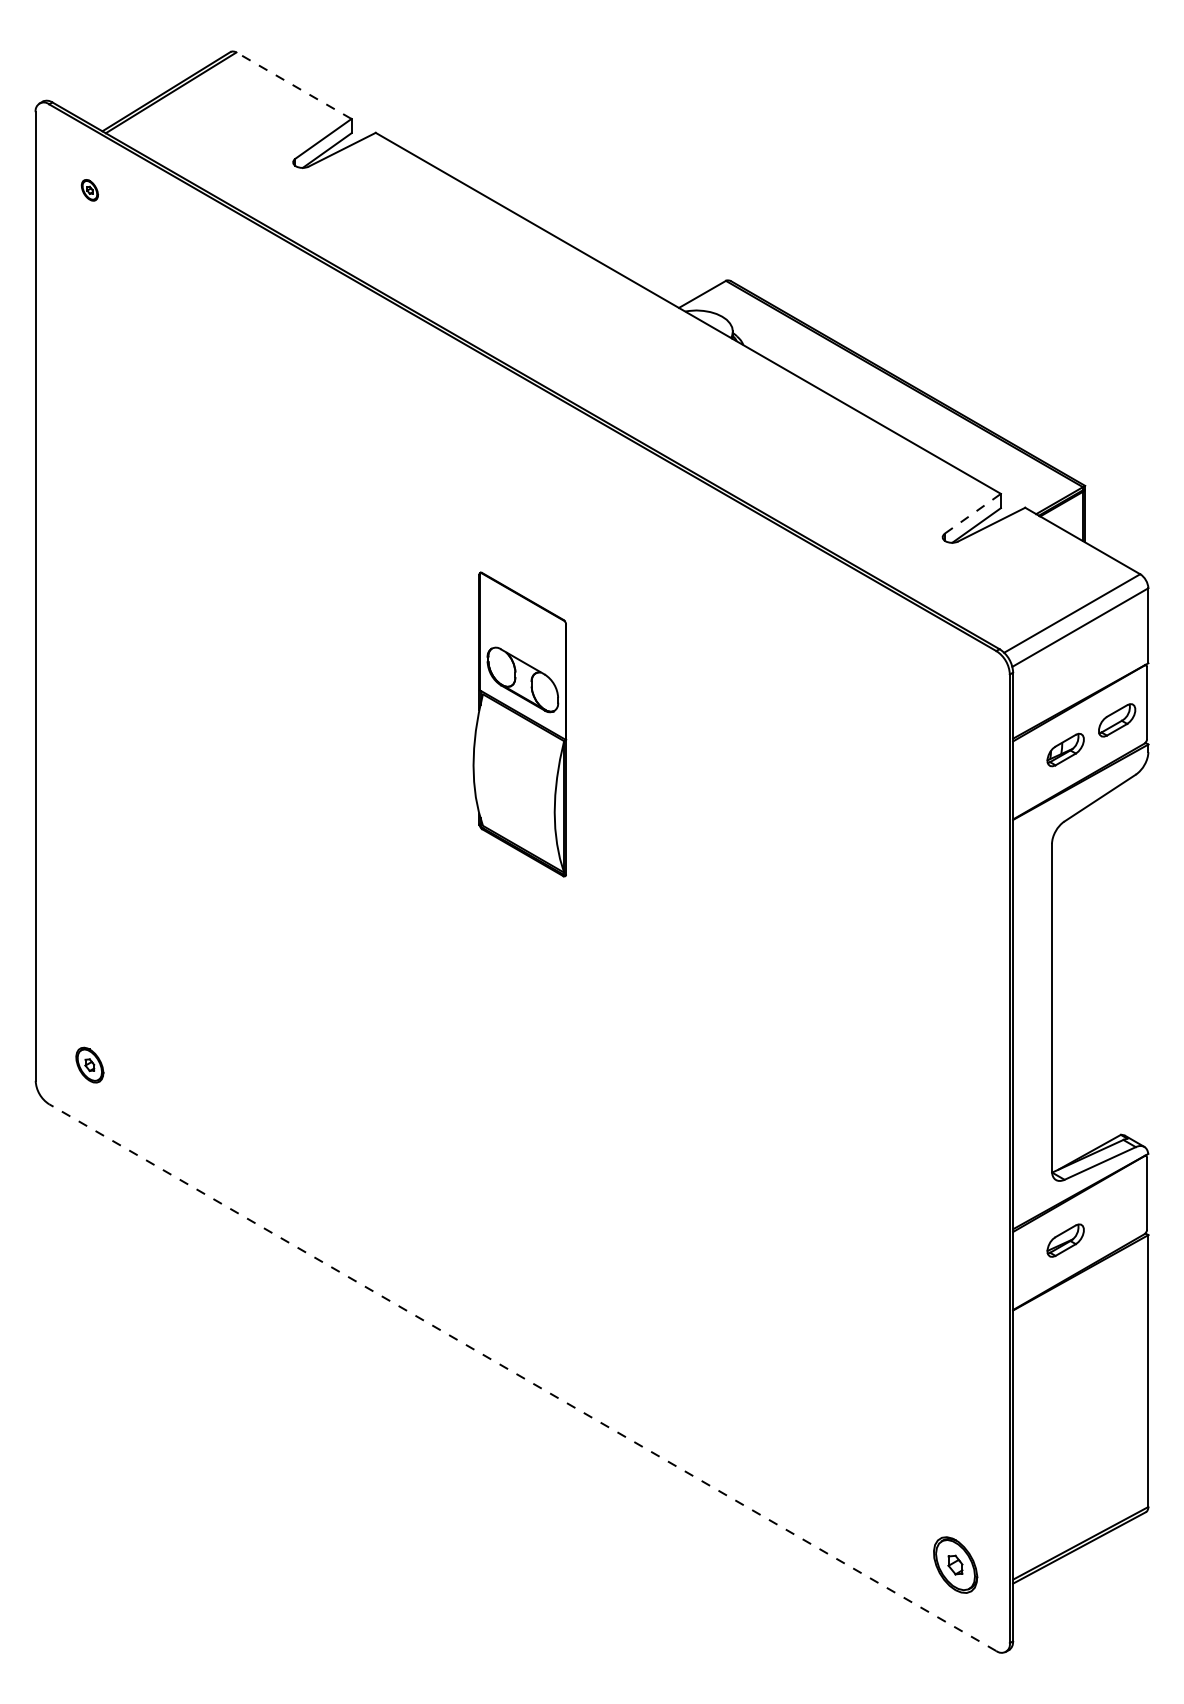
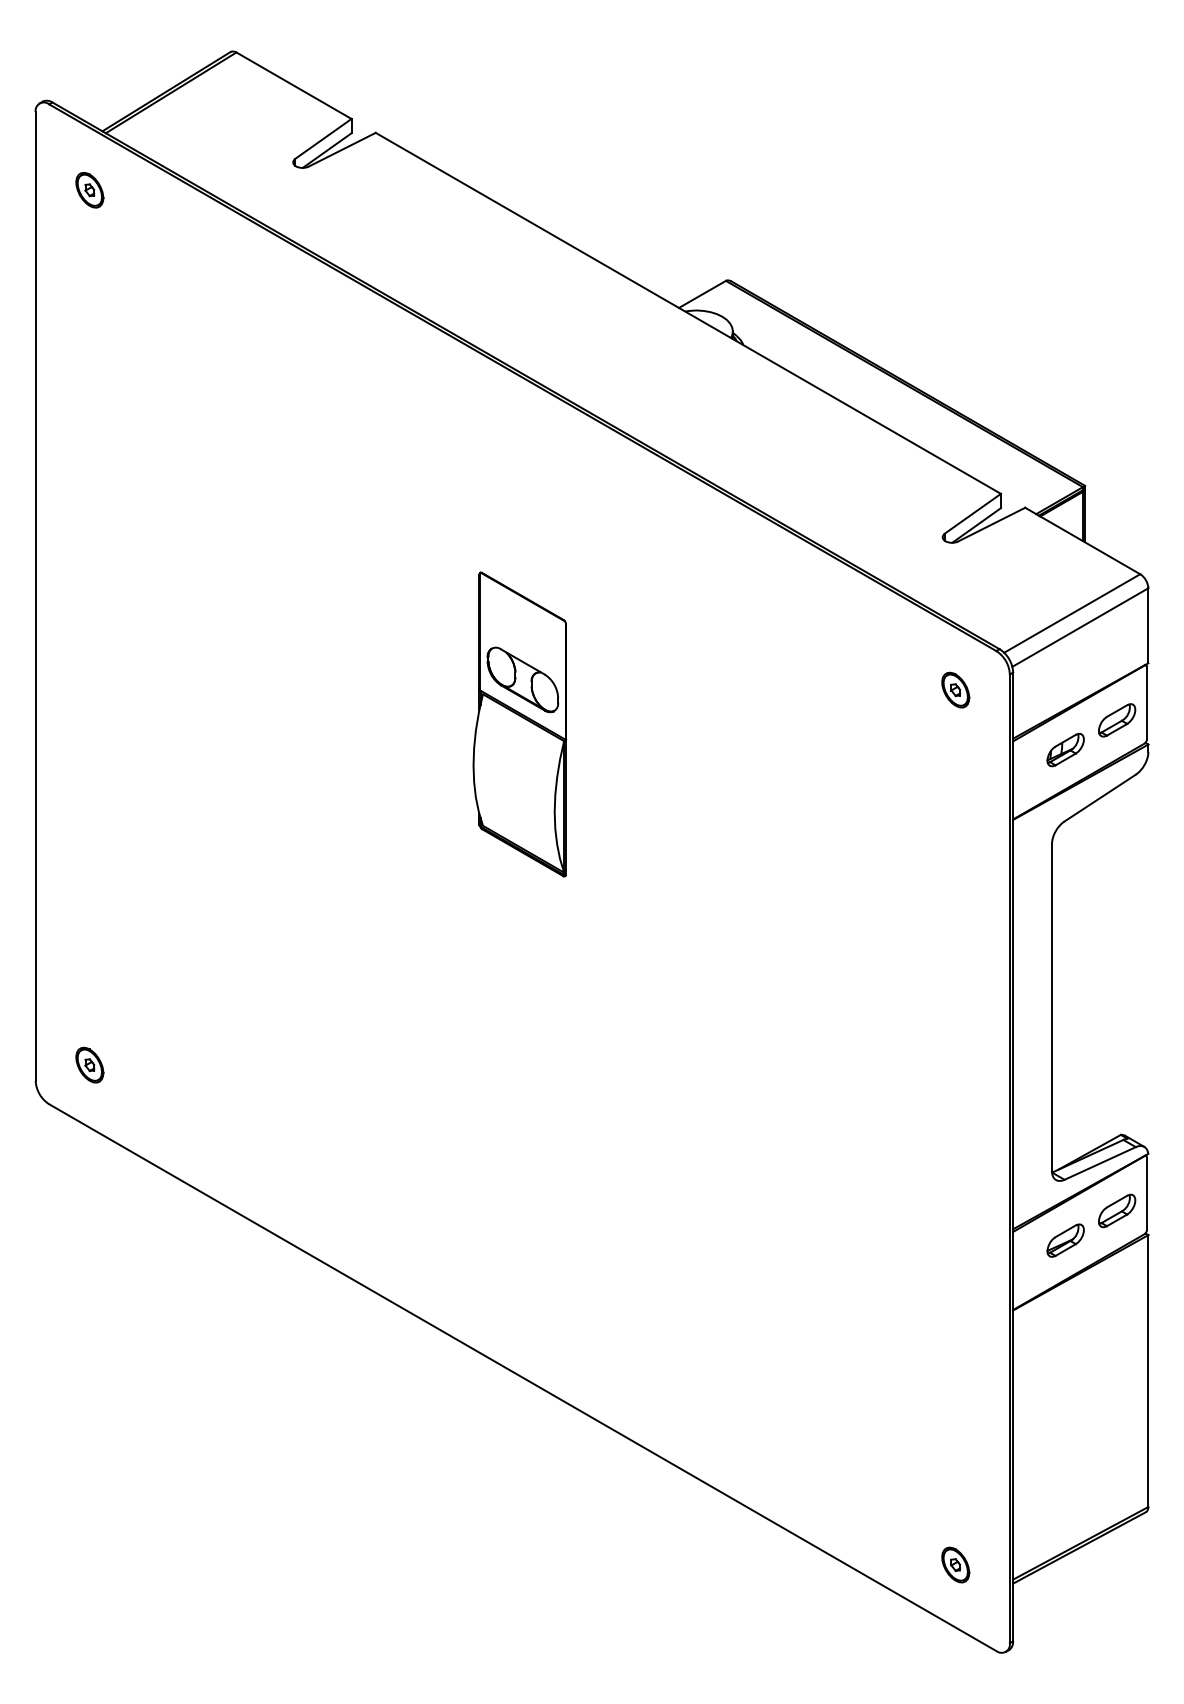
line: dashed -> solid (293, 85)
part size: 19x23 px -> 30x37 px (89, 190)
line: dashed -> solid (973, 513)
part: none -> present (955, 689)
part: none -> present (1117, 1210)
line: dashed -> solid (522, 1377)
part size: 46x58 px -> 30x38 px (955, 1564)
